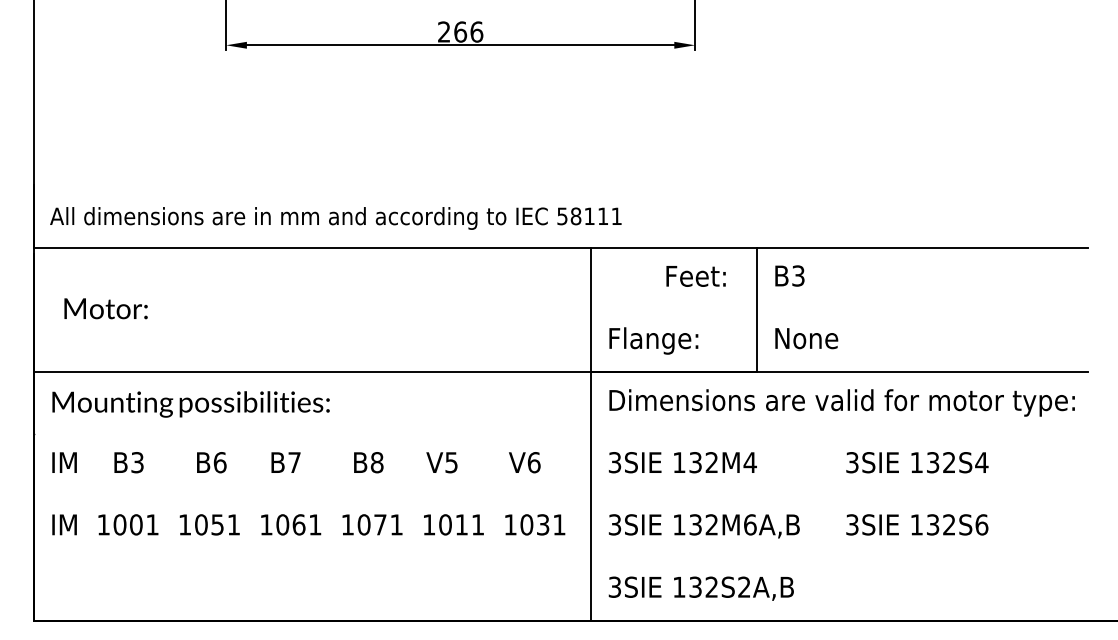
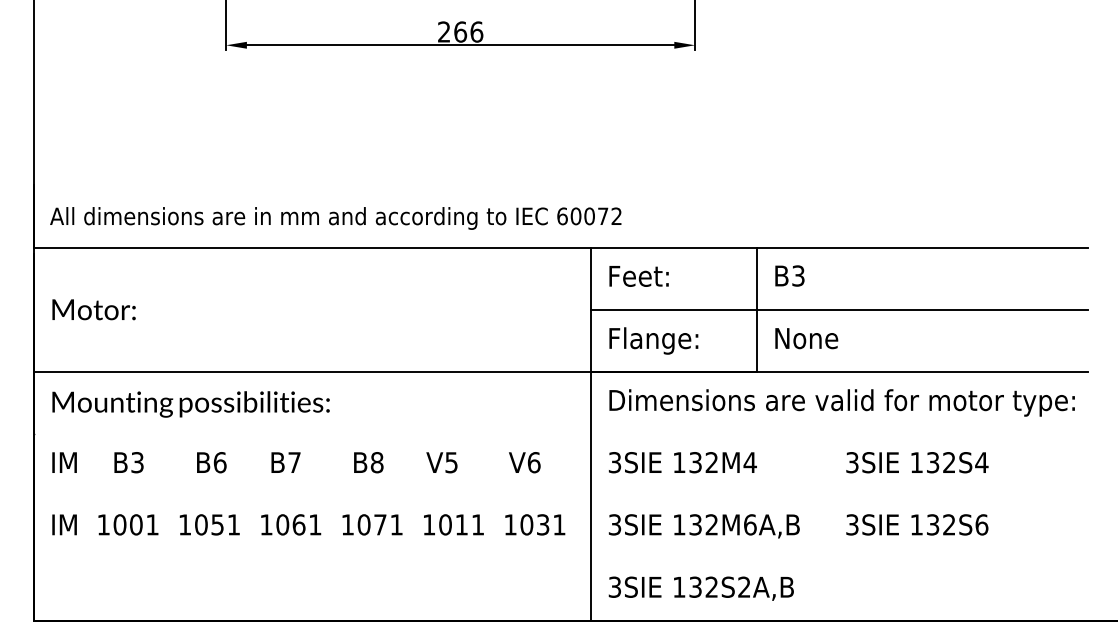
text: 58111 -> 60072 (589, 216)
text position: (695, 276) -> (638, 276) (638, 276)
text position: (105, 308) -> (93, 309) (93, 309)
line: none -> present (839, 309)
